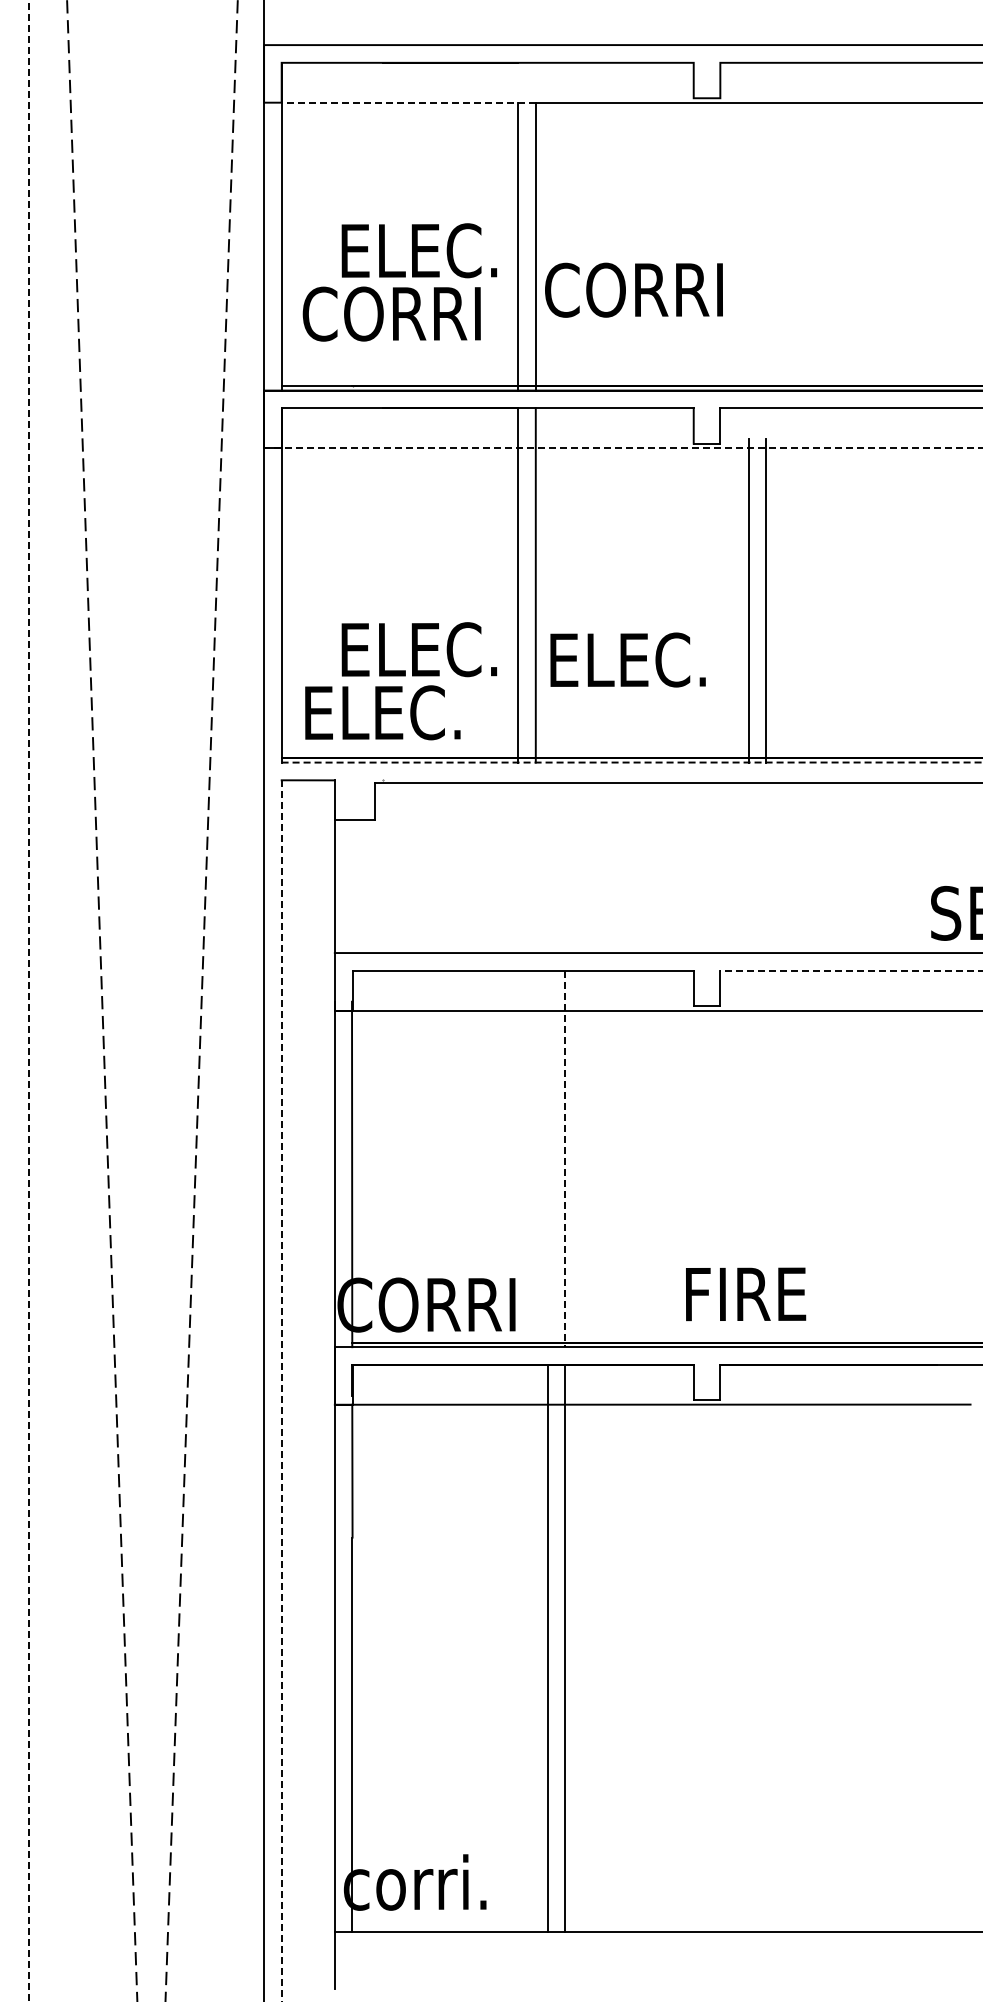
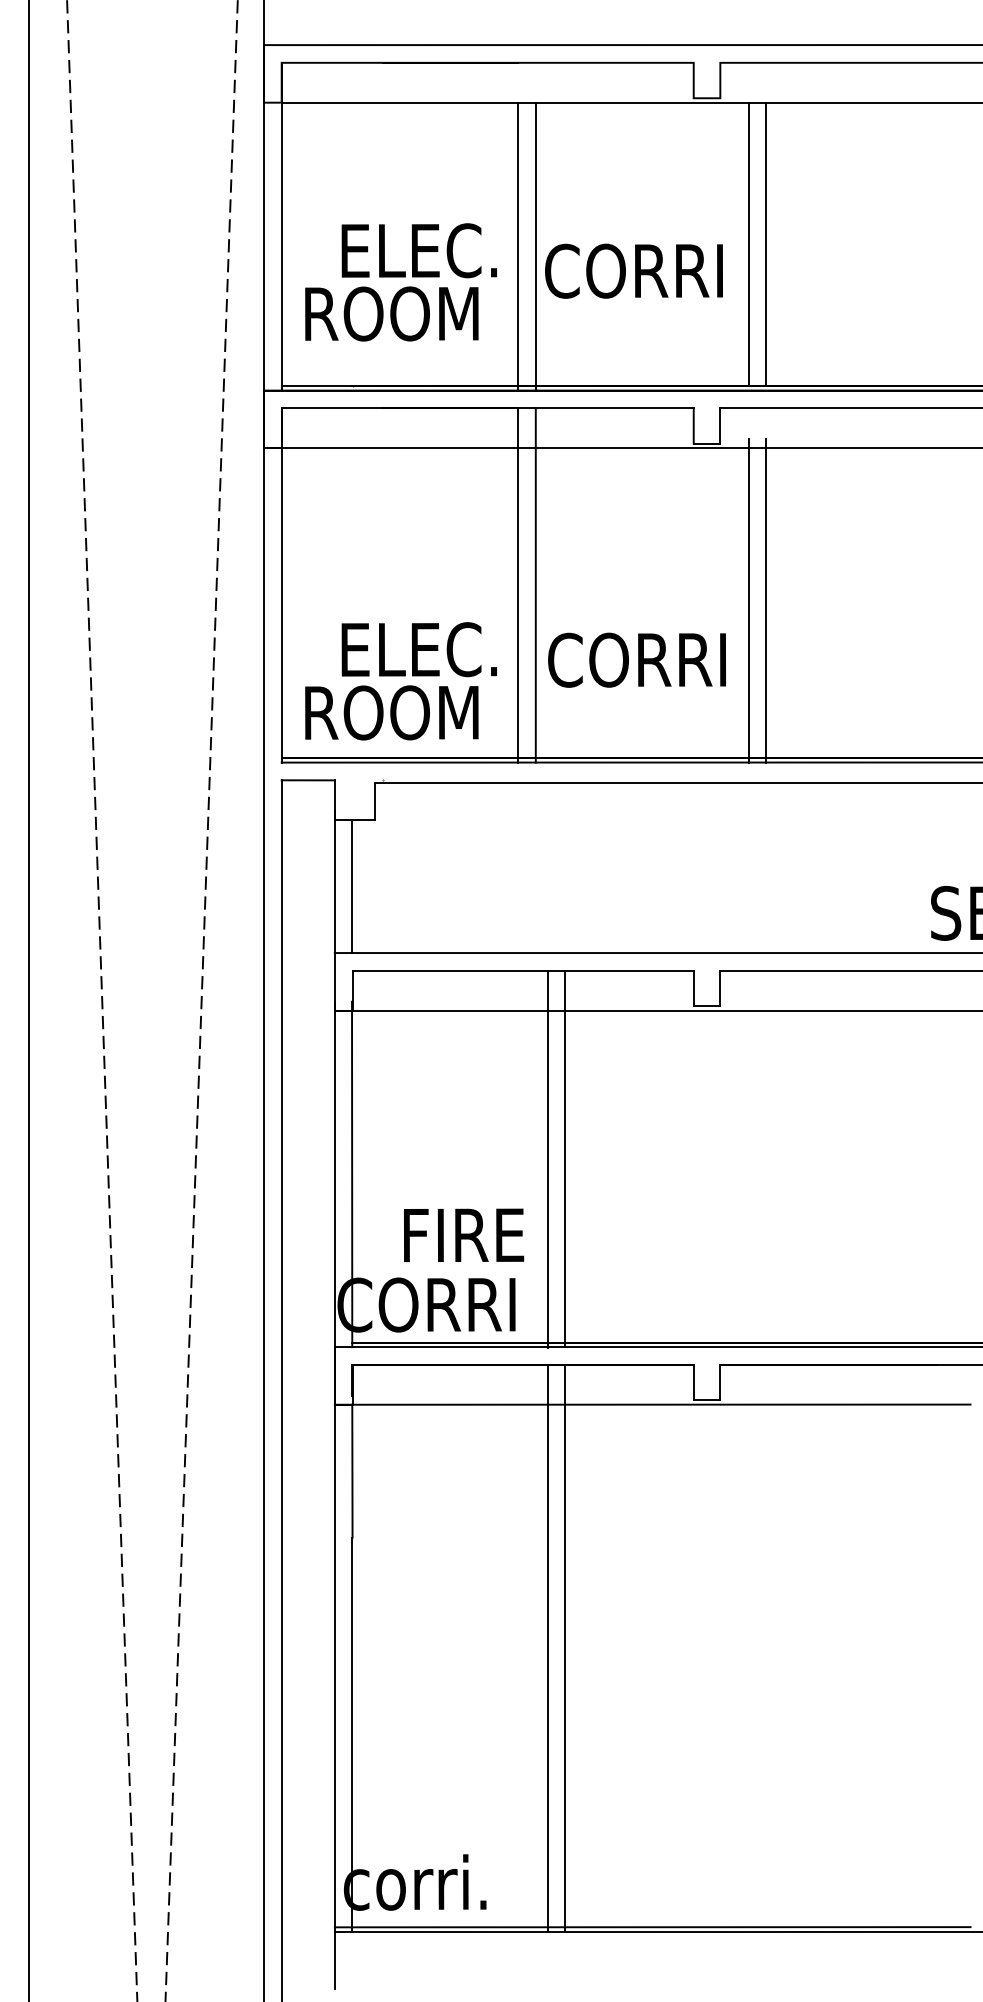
line: dashed -> solid (408, 102)
line: none -> present (748, 244)
line: none -> present (766, 244)
text position: (633, 289) -> (633, 270) (633, 270)
text: CORRI -> ROOM (391, 313)
line: dashed -> solid (622, 448)
text: ELEC. -> CORRI (637, 659)
text: ELEC. -> ROOM (394, 712)
line: dashed -> solid (631, 762)
line: none -> present (352, 886)
line: dashed -> solid (850, 970)
line: dashed -> solid (29, 1001)
line: none -> present (547, 1158)
line: dashed -> solid (565, 1159)
text position: (746, 1294) -> (464, 1235) (464, 1235)
line: dashed -> solid (281, 1391)
line: none -> present (652, 1927)
